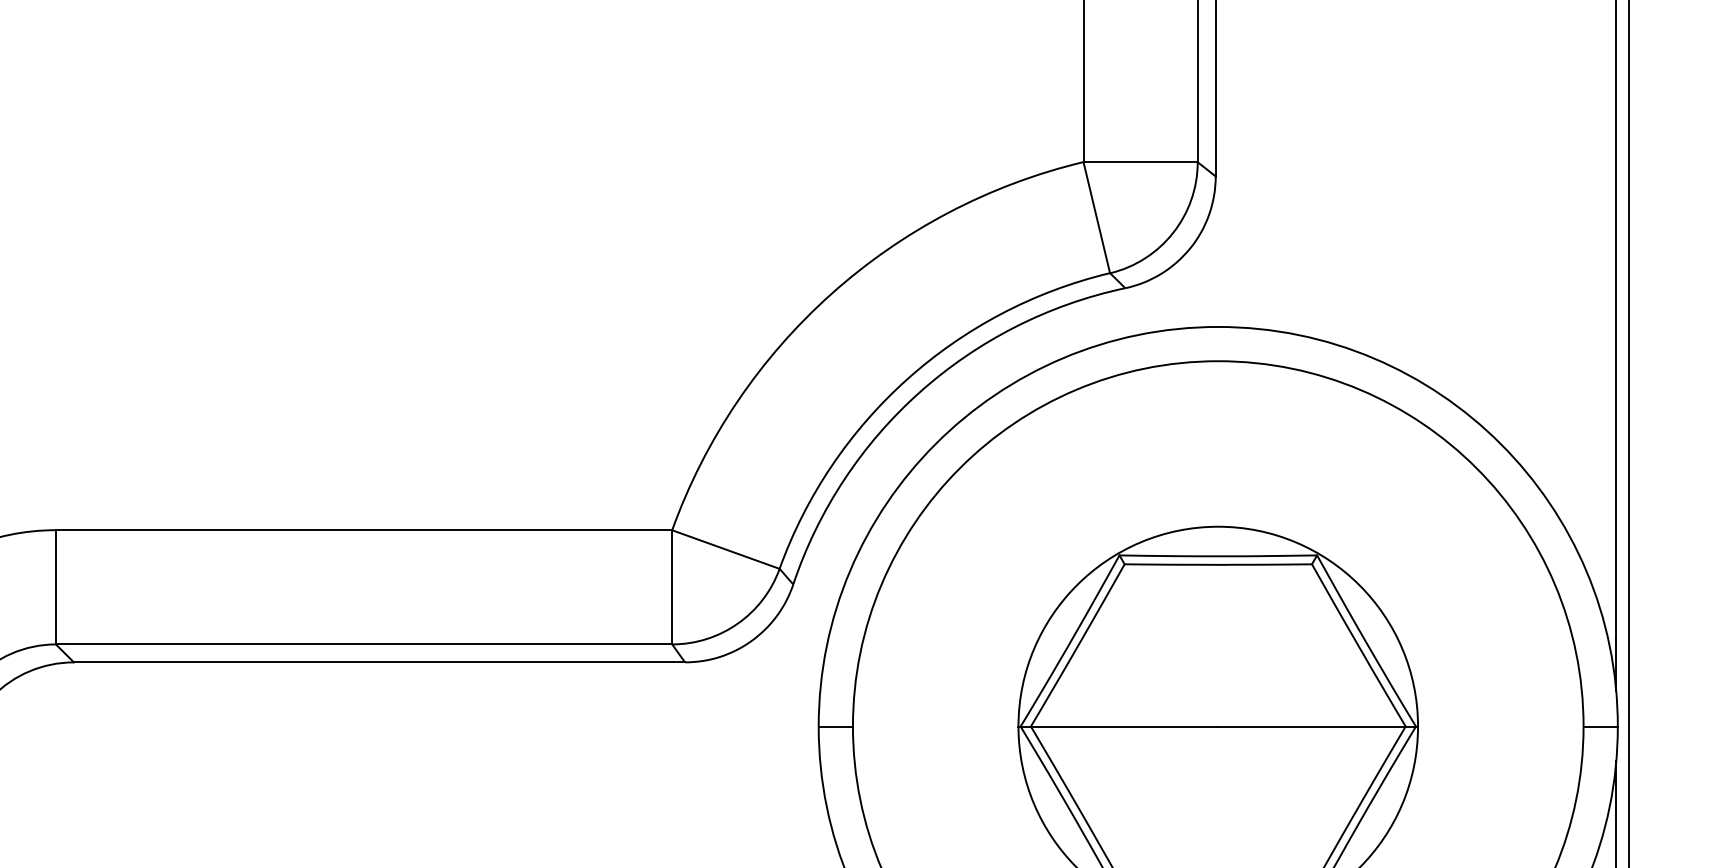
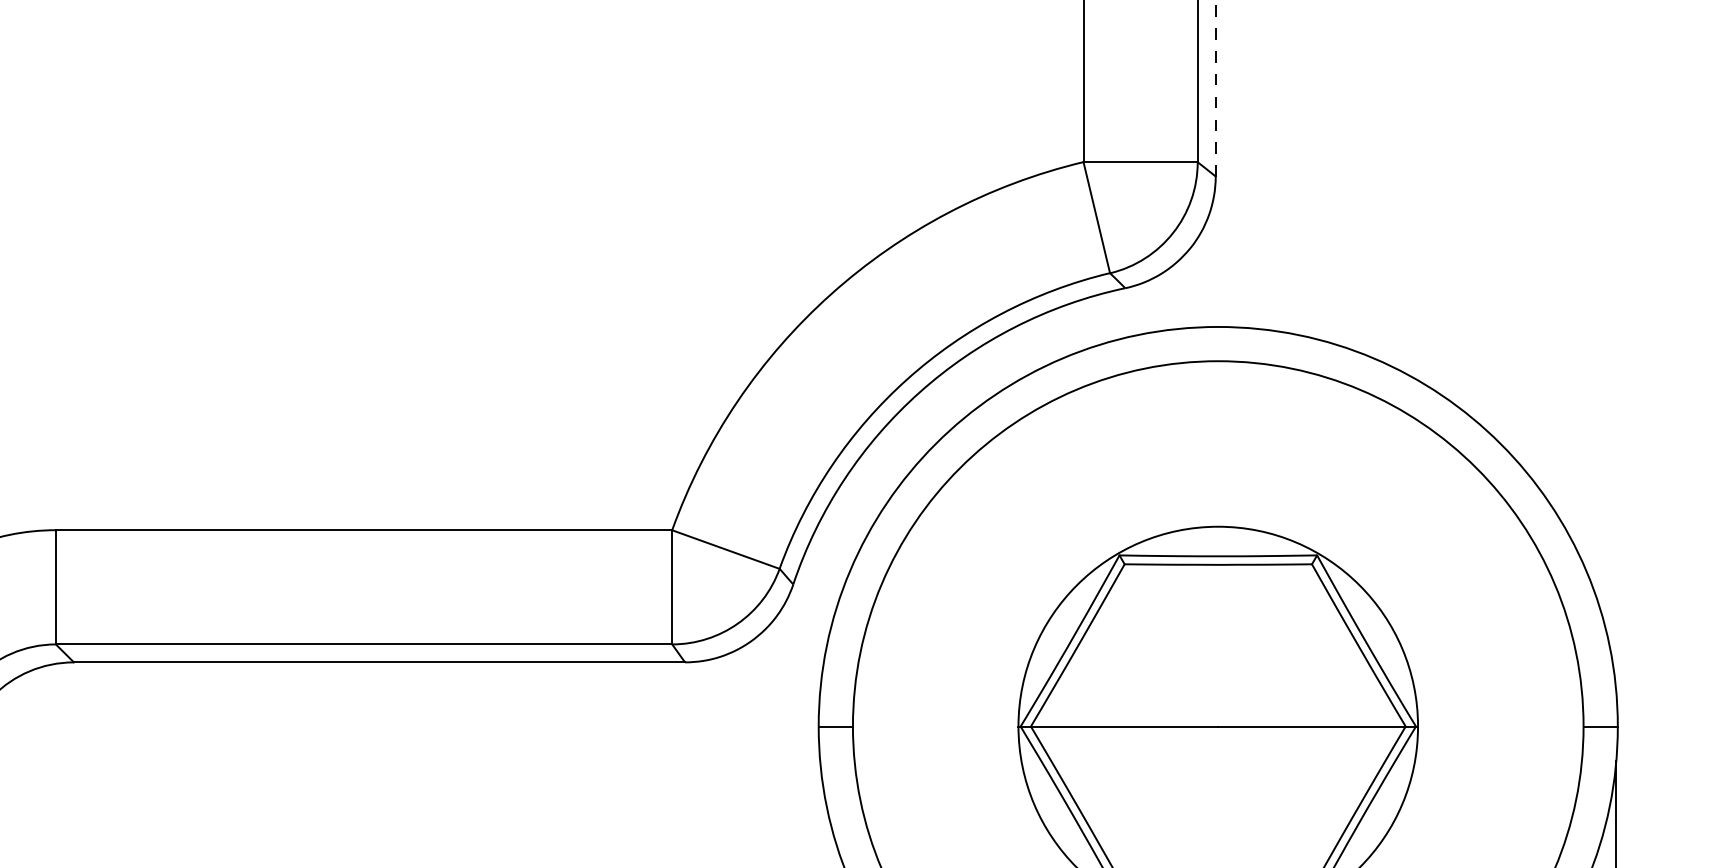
line: solid -> dashed (1215, 88)
line: present -> none (1616, 346)
line: present -> none (1629, 433)
